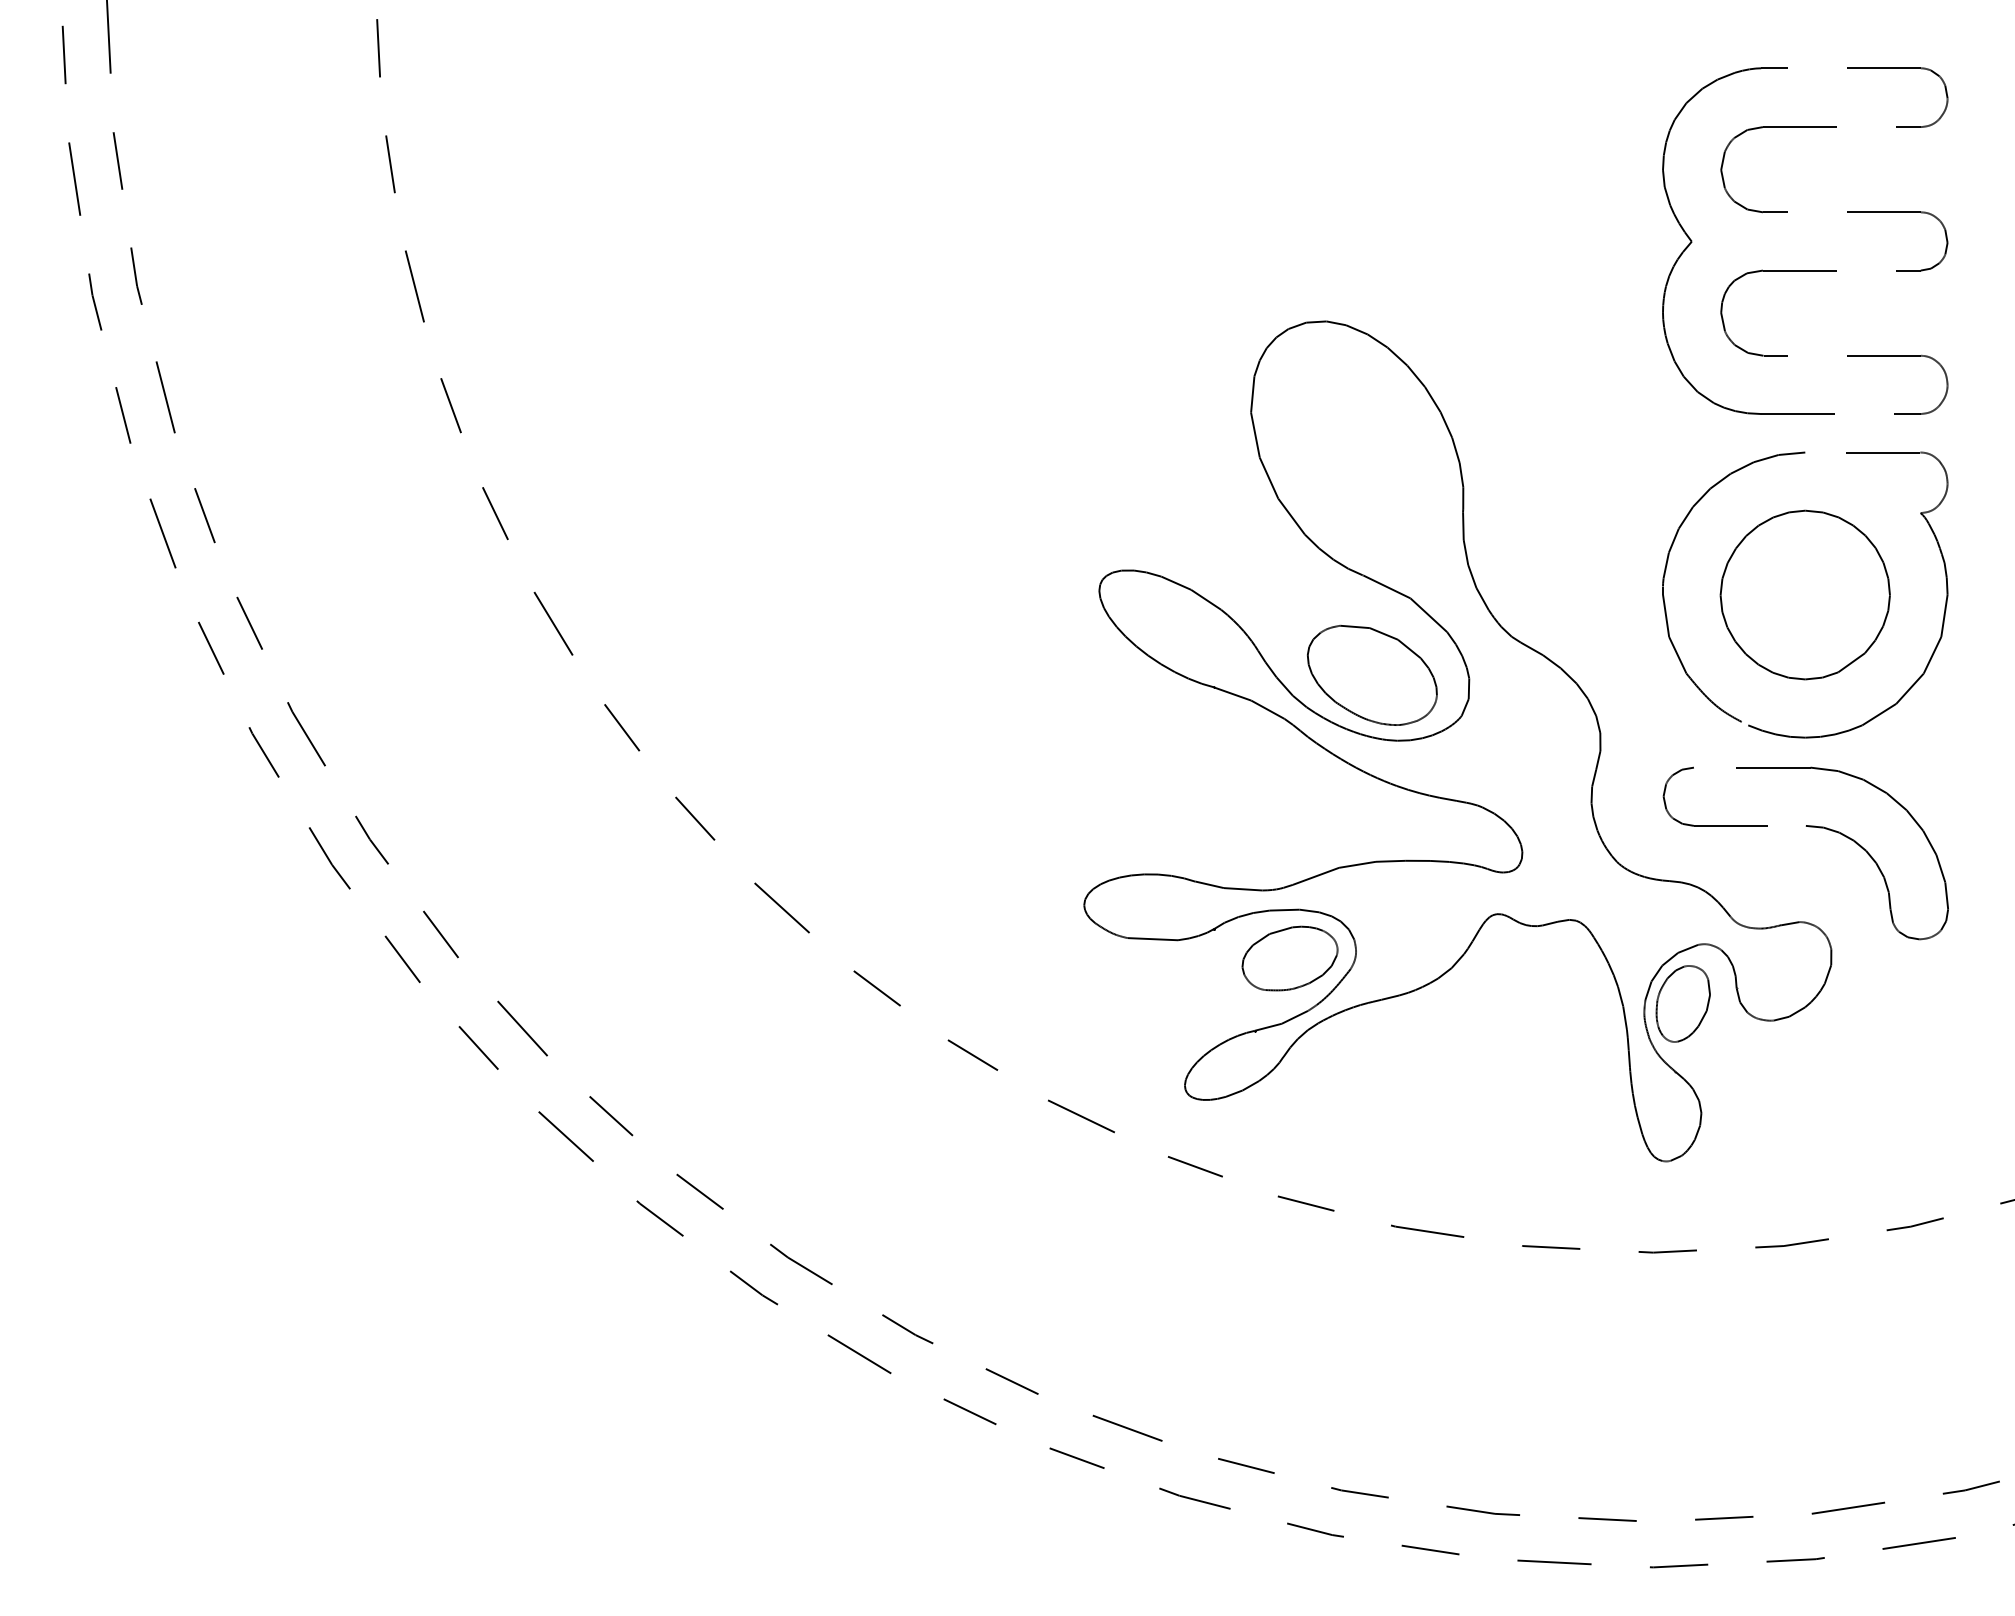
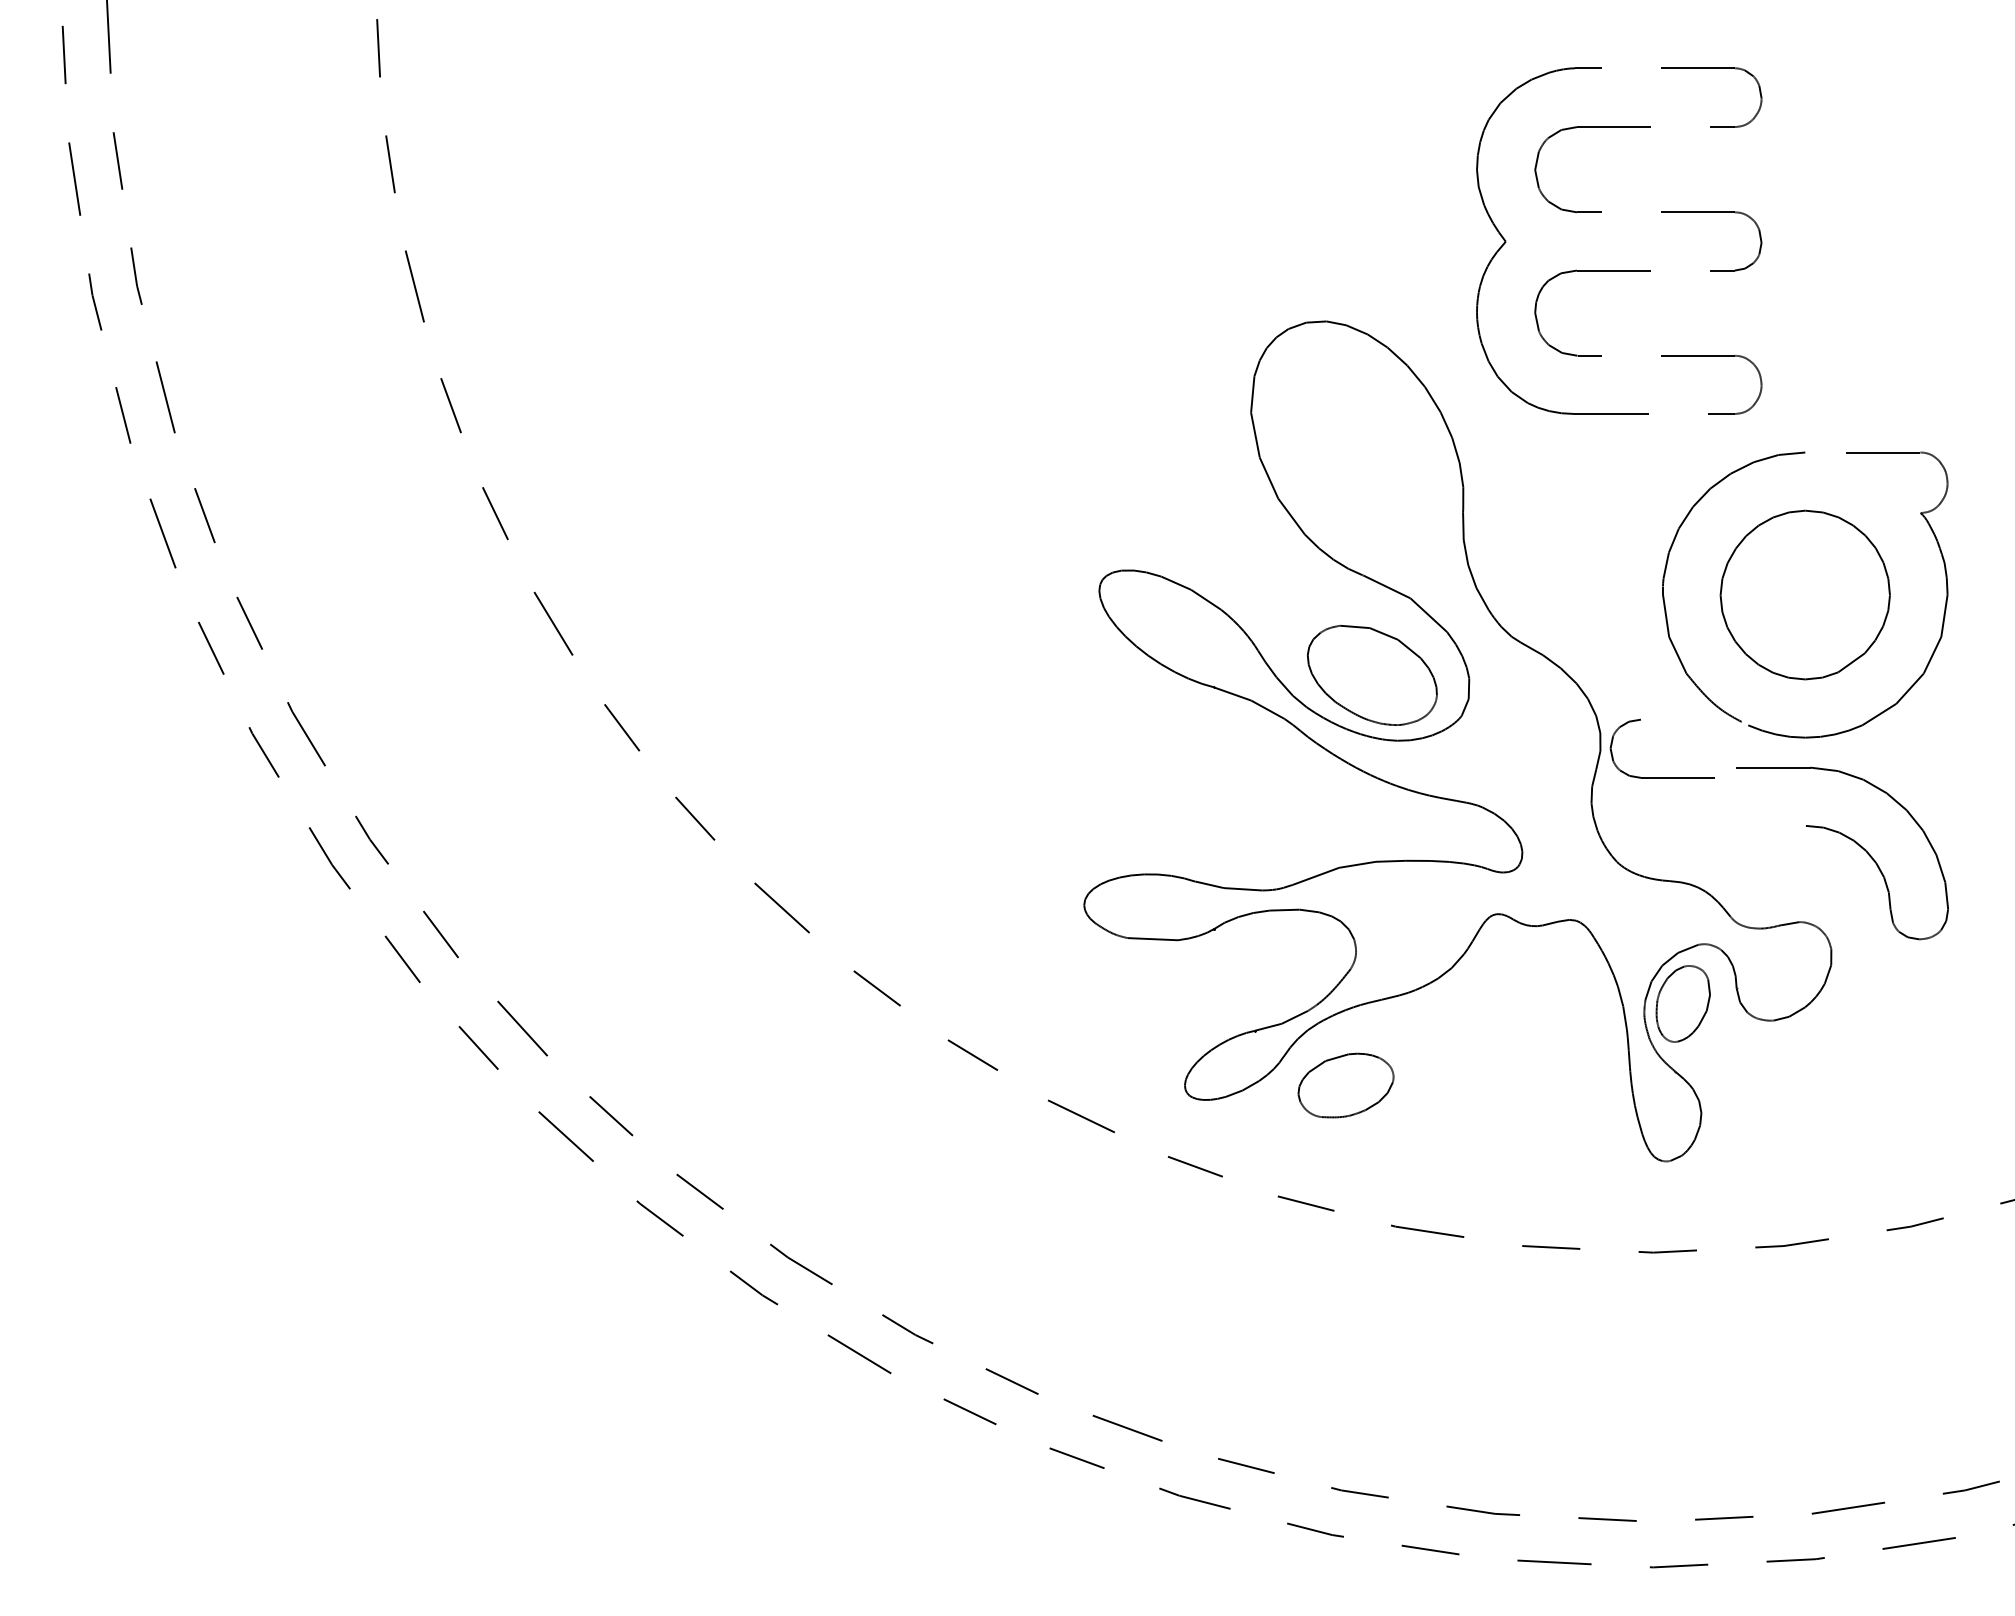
part position: (1805, 270) -> (1619, 270) (1619, 270)
part position: (1714, 825) -> (1661, 777) (1661, 777)
part position: (1289, 958) -> (1345, 1085) (1345, 1085)
